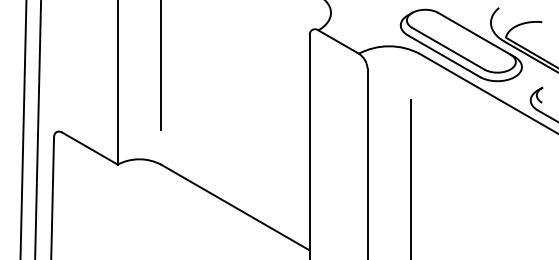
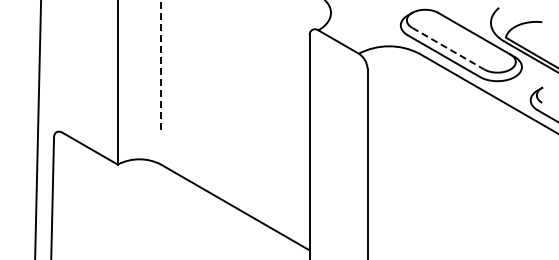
line: solid -> dashed (448, 48)
line: solid -> dashed (161, 65)
line: present -> none (23, 129)
line: present -> none (410, 178)
